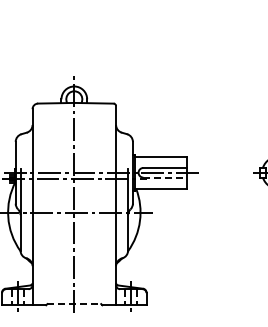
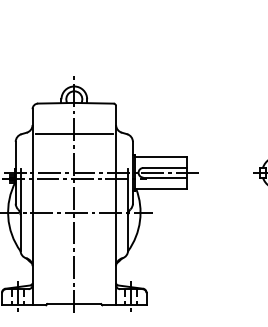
line: none -> present (73, 134)
line: dashed -> solid (165, 177)
line: dashed -> solid (74, 304)
